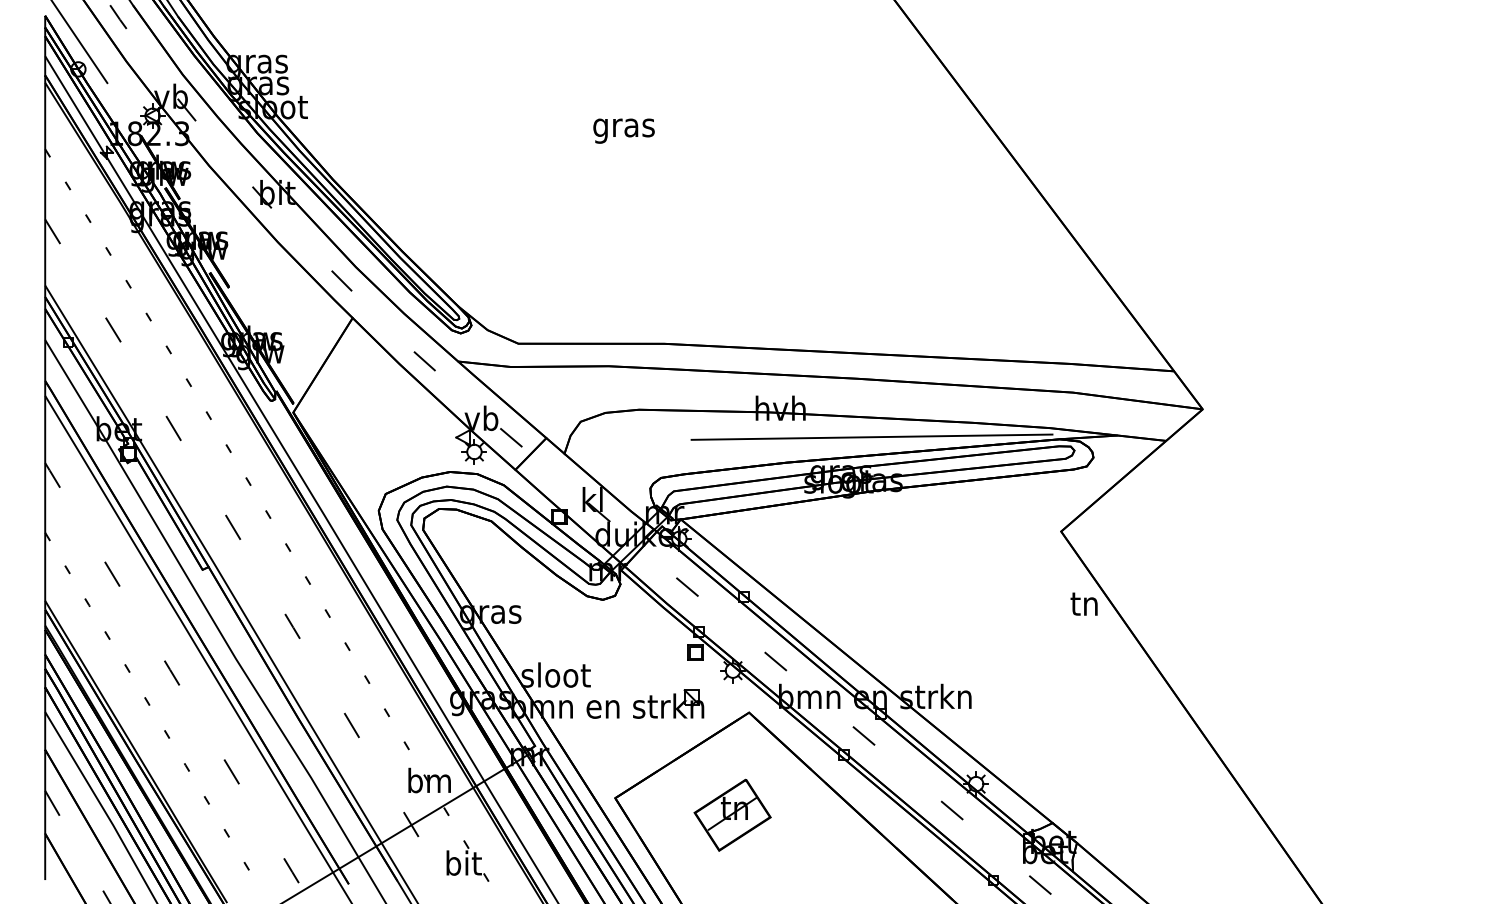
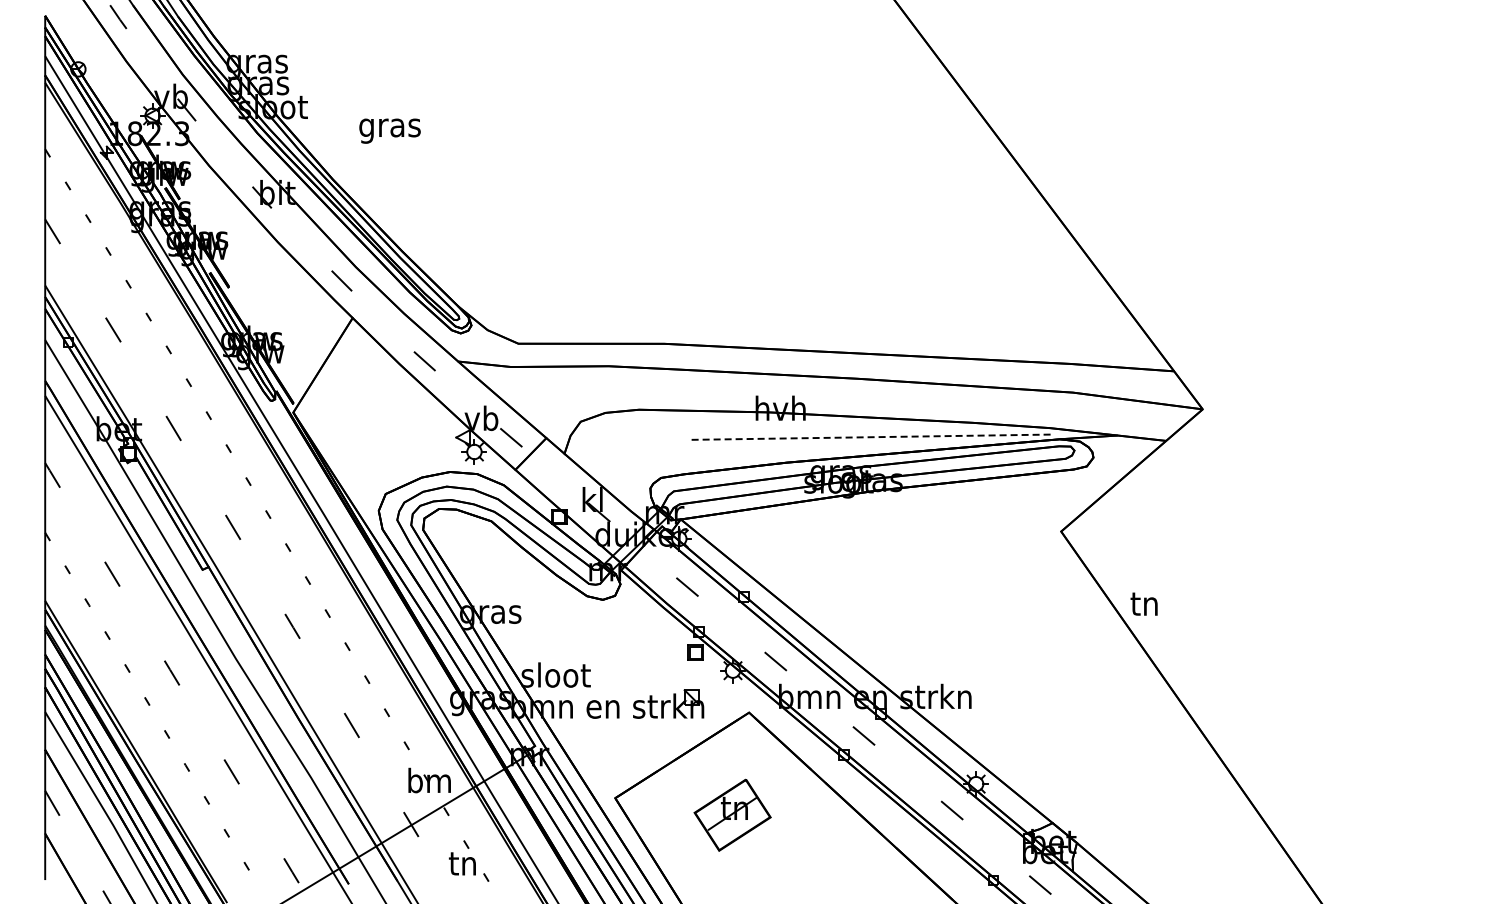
line: present -> none (80, 42)
text position: (623, 130) -> (389, 130) (389, 130)
line: solid -> dashed (872, 437)
text position: (1083, 603) -> (1143, 603) (1143, 603)
text: bit -> tn (463, 862)
